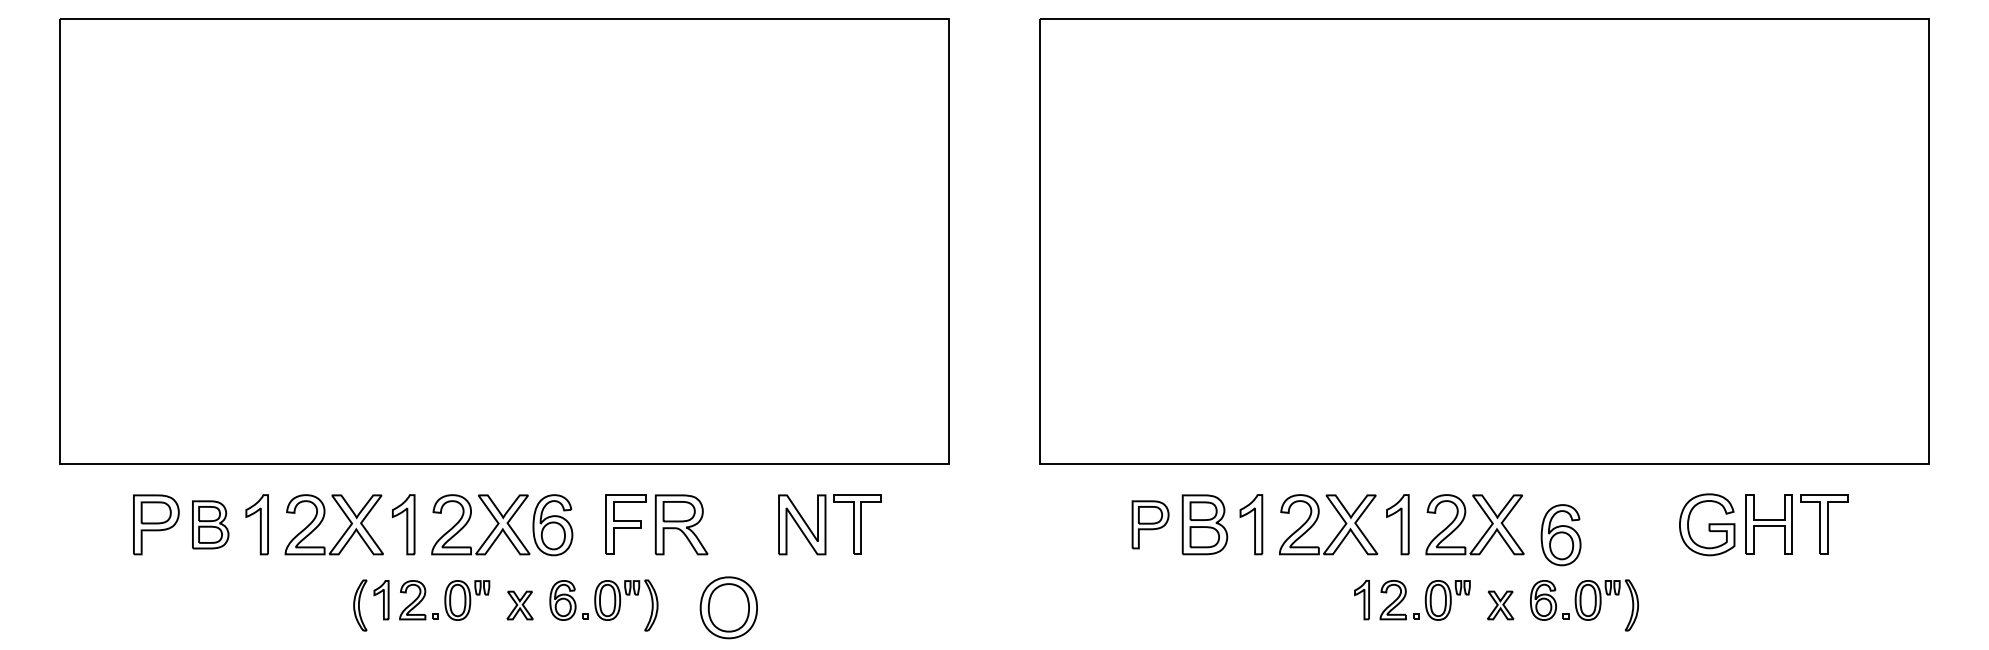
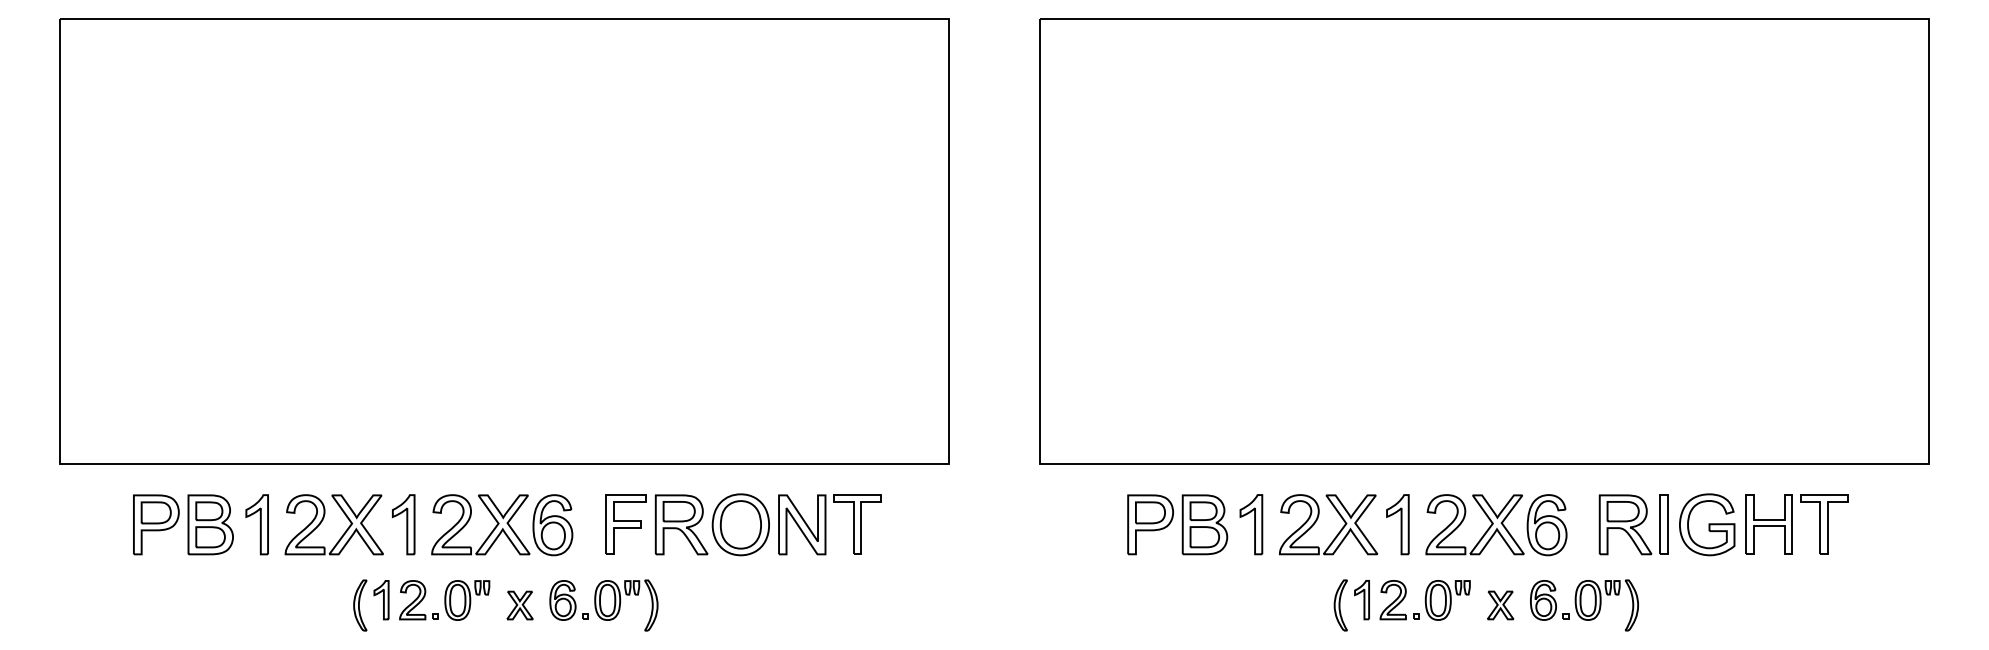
part size: 38x50 px -> 47x62 px (210, 524)
part size: 39x50 px -> 47x62 px (1150, 524)
part: none -> present (1633, 524)
part position: (1560, 535) -> (1546, 525) (1546, 525)
part: none -> present (1340, 605)
part position: (728, 607) -> (740, 524) (740, 524)
